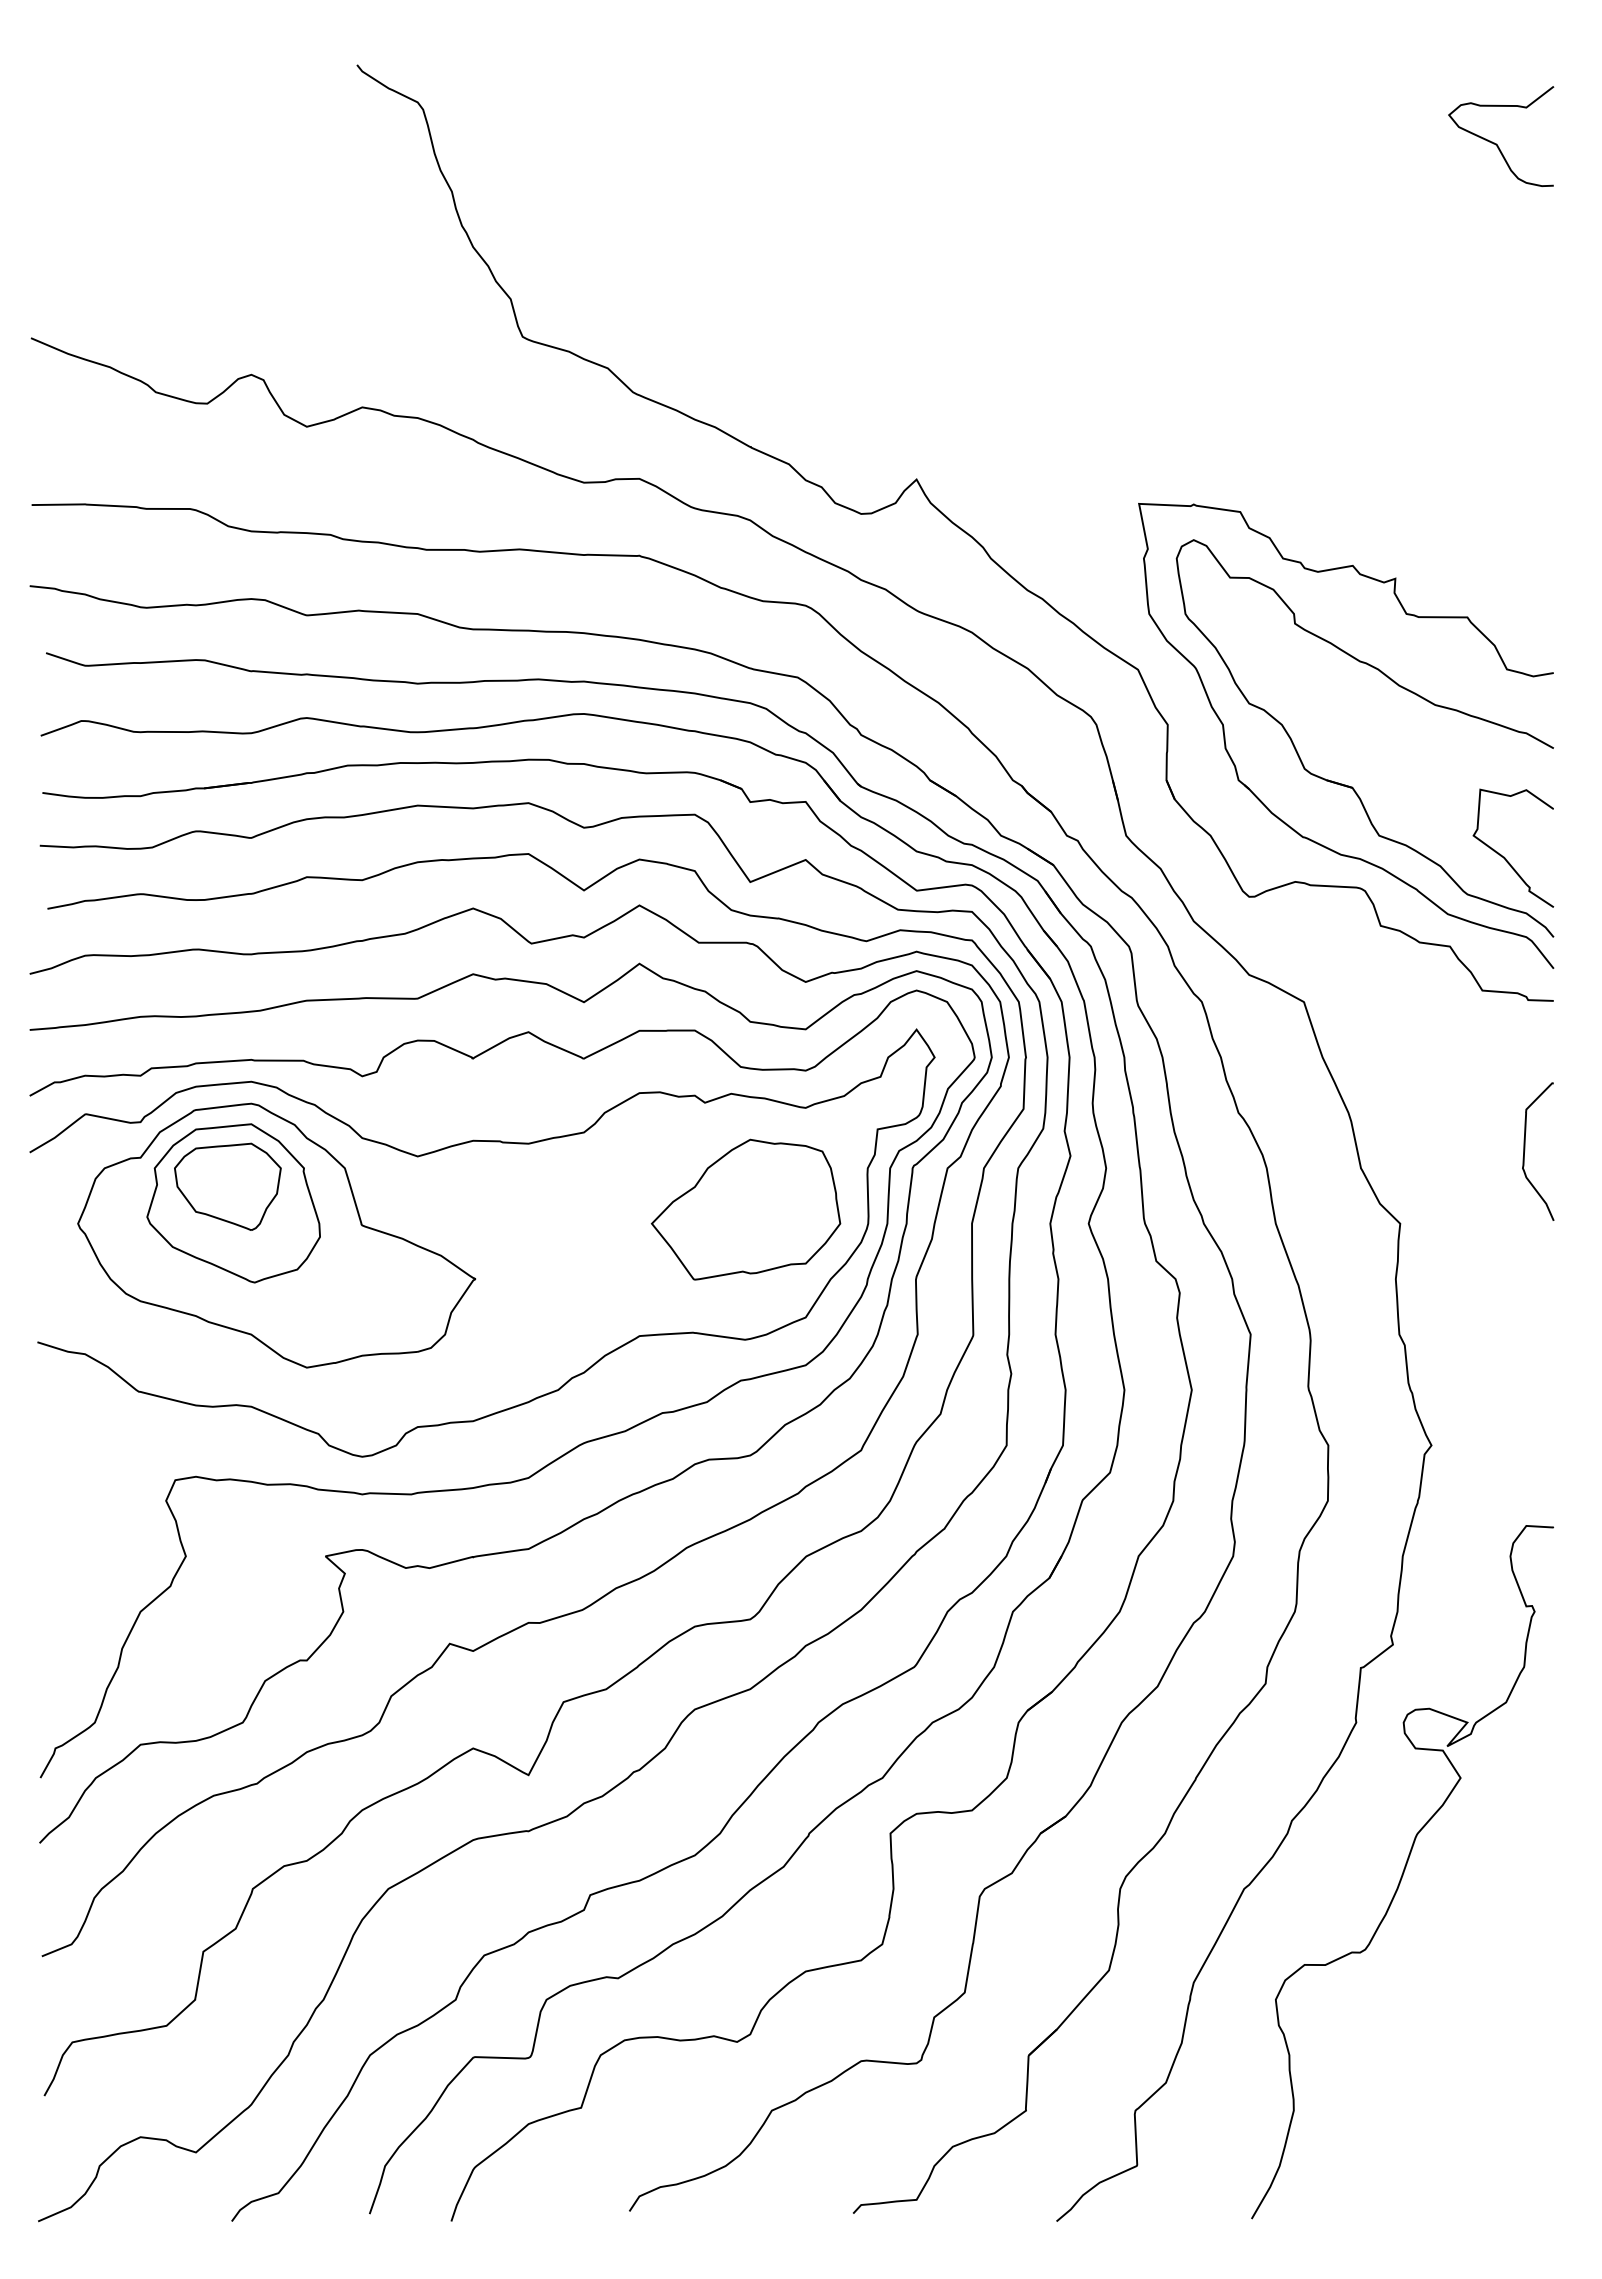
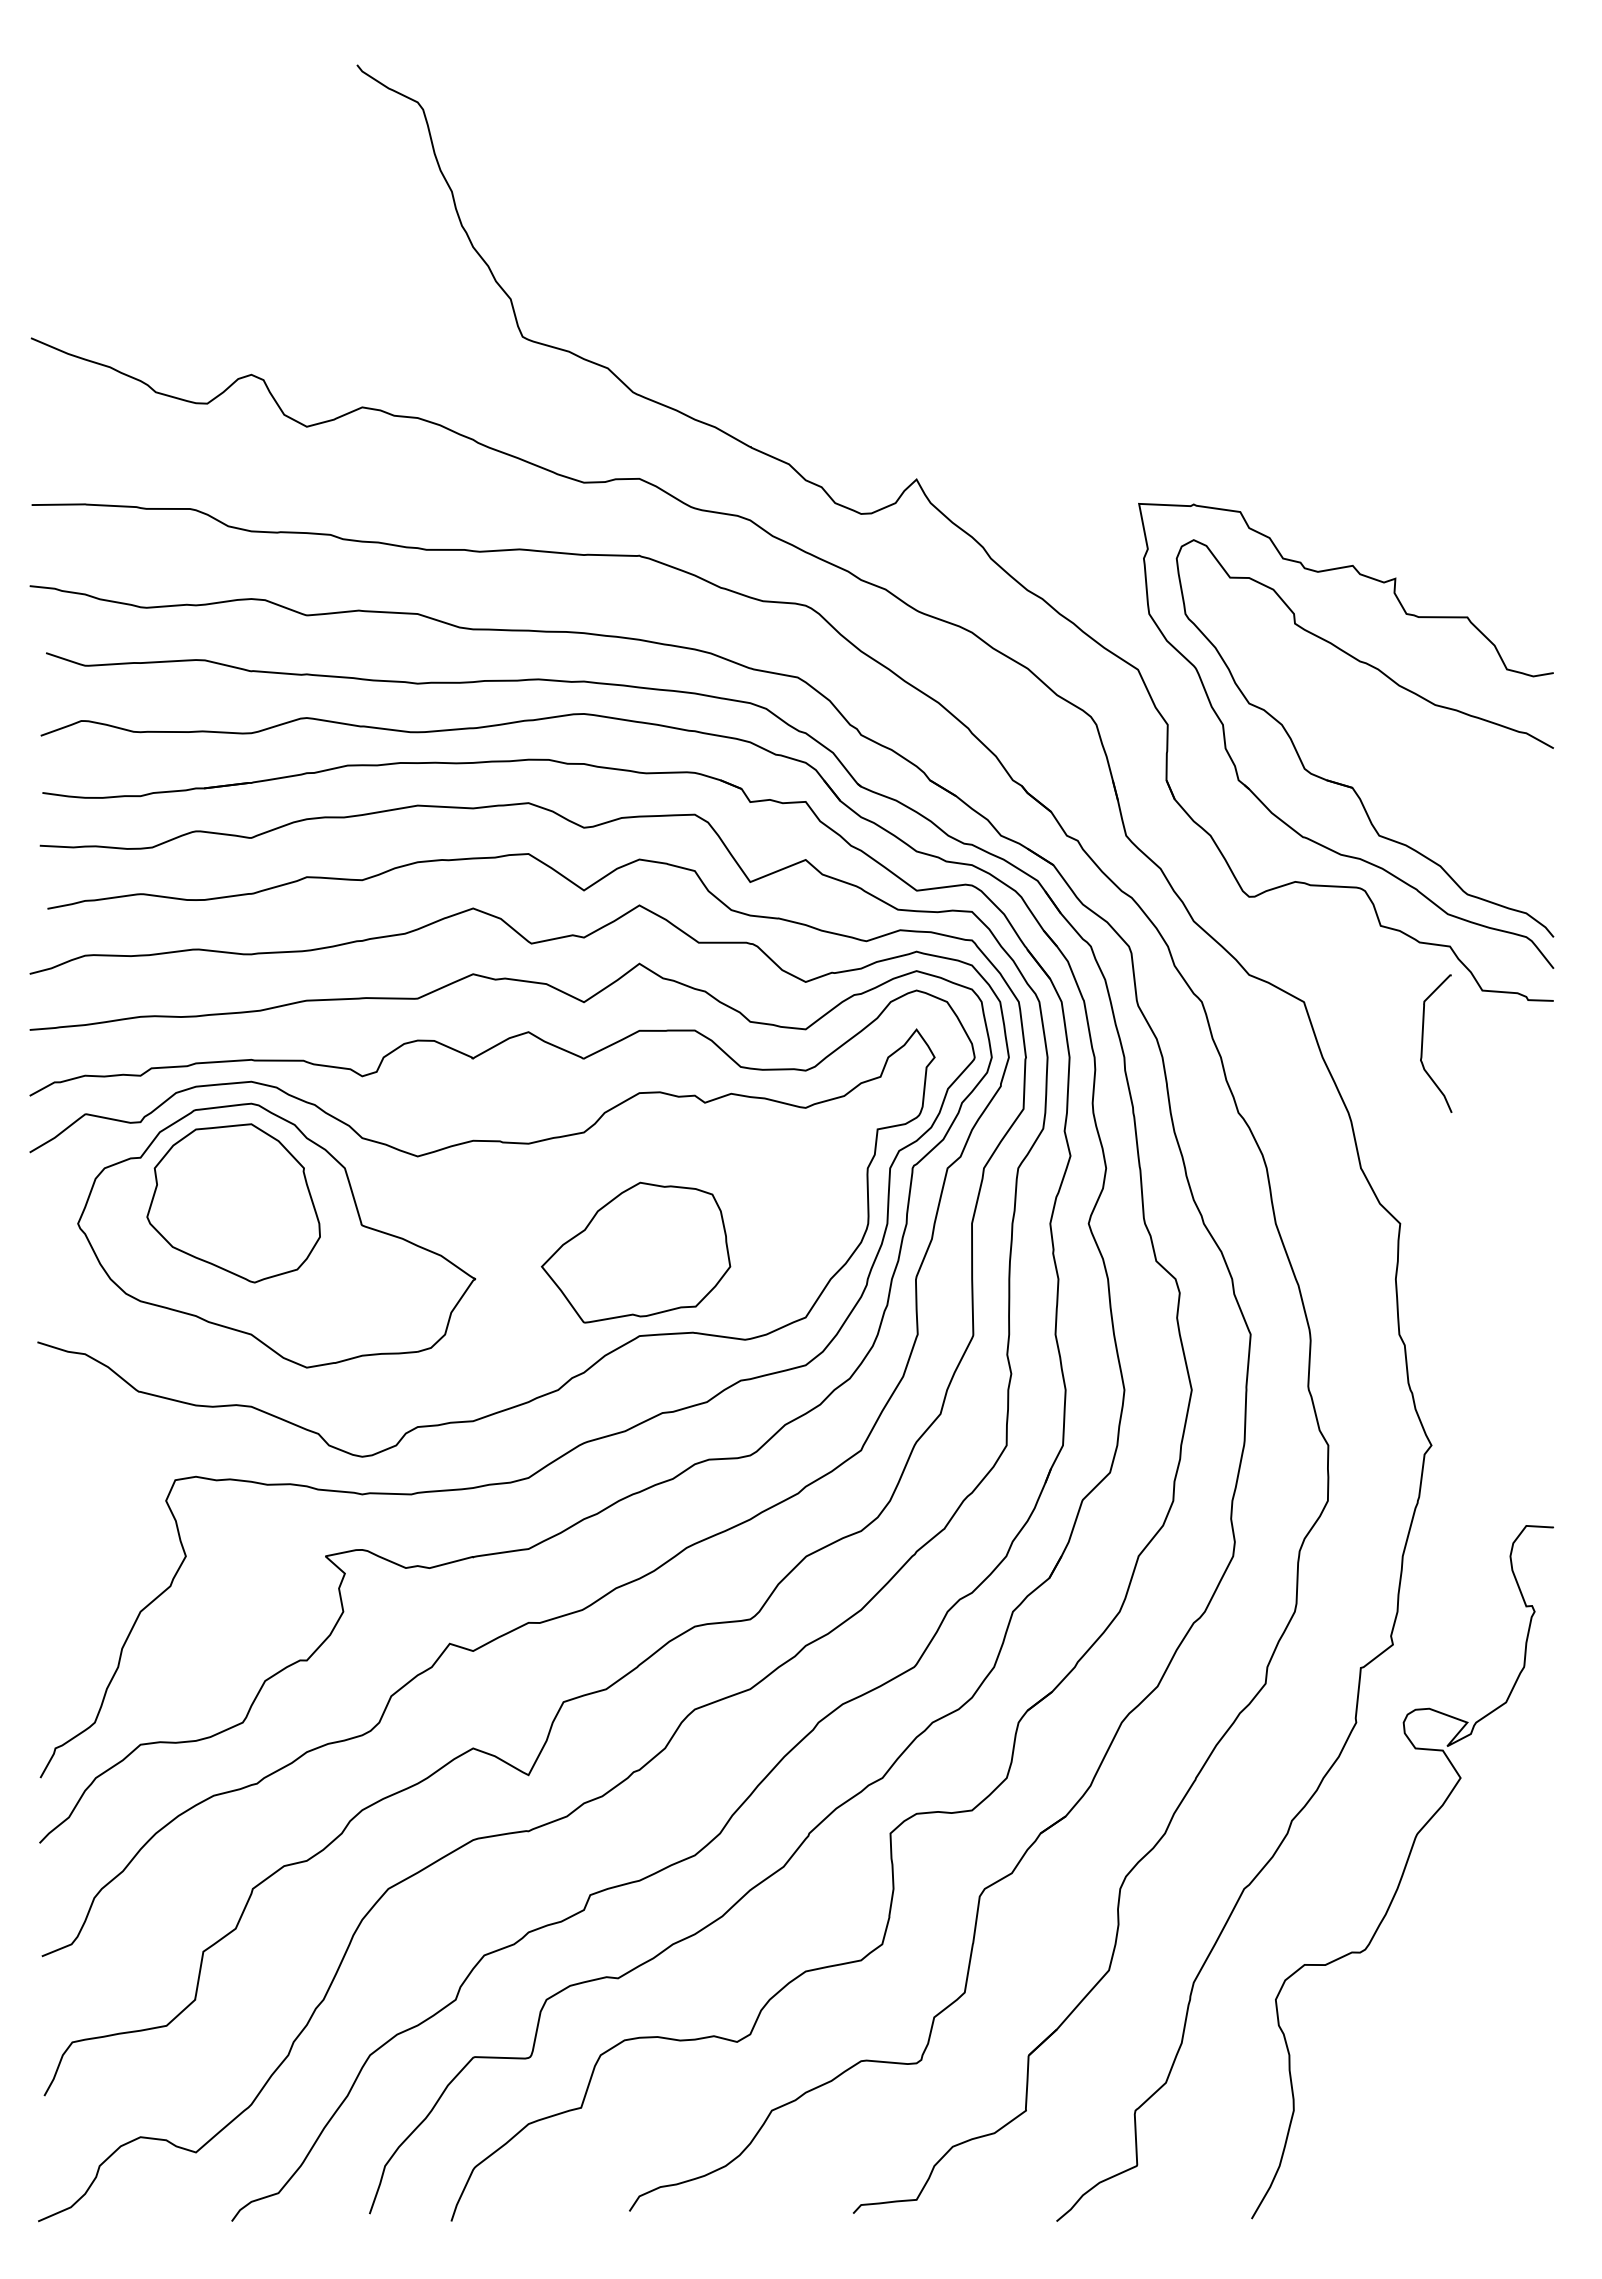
curve: present -> none (1496, 143)
curve: present -> none (1504, 856)
curve position: (1525, 1150) -> (1423, 1042) (1423, 1042)
part: present -> none (227, 1186)
part position: (745, 1209) -> (635, 1252) (635, 1252)
